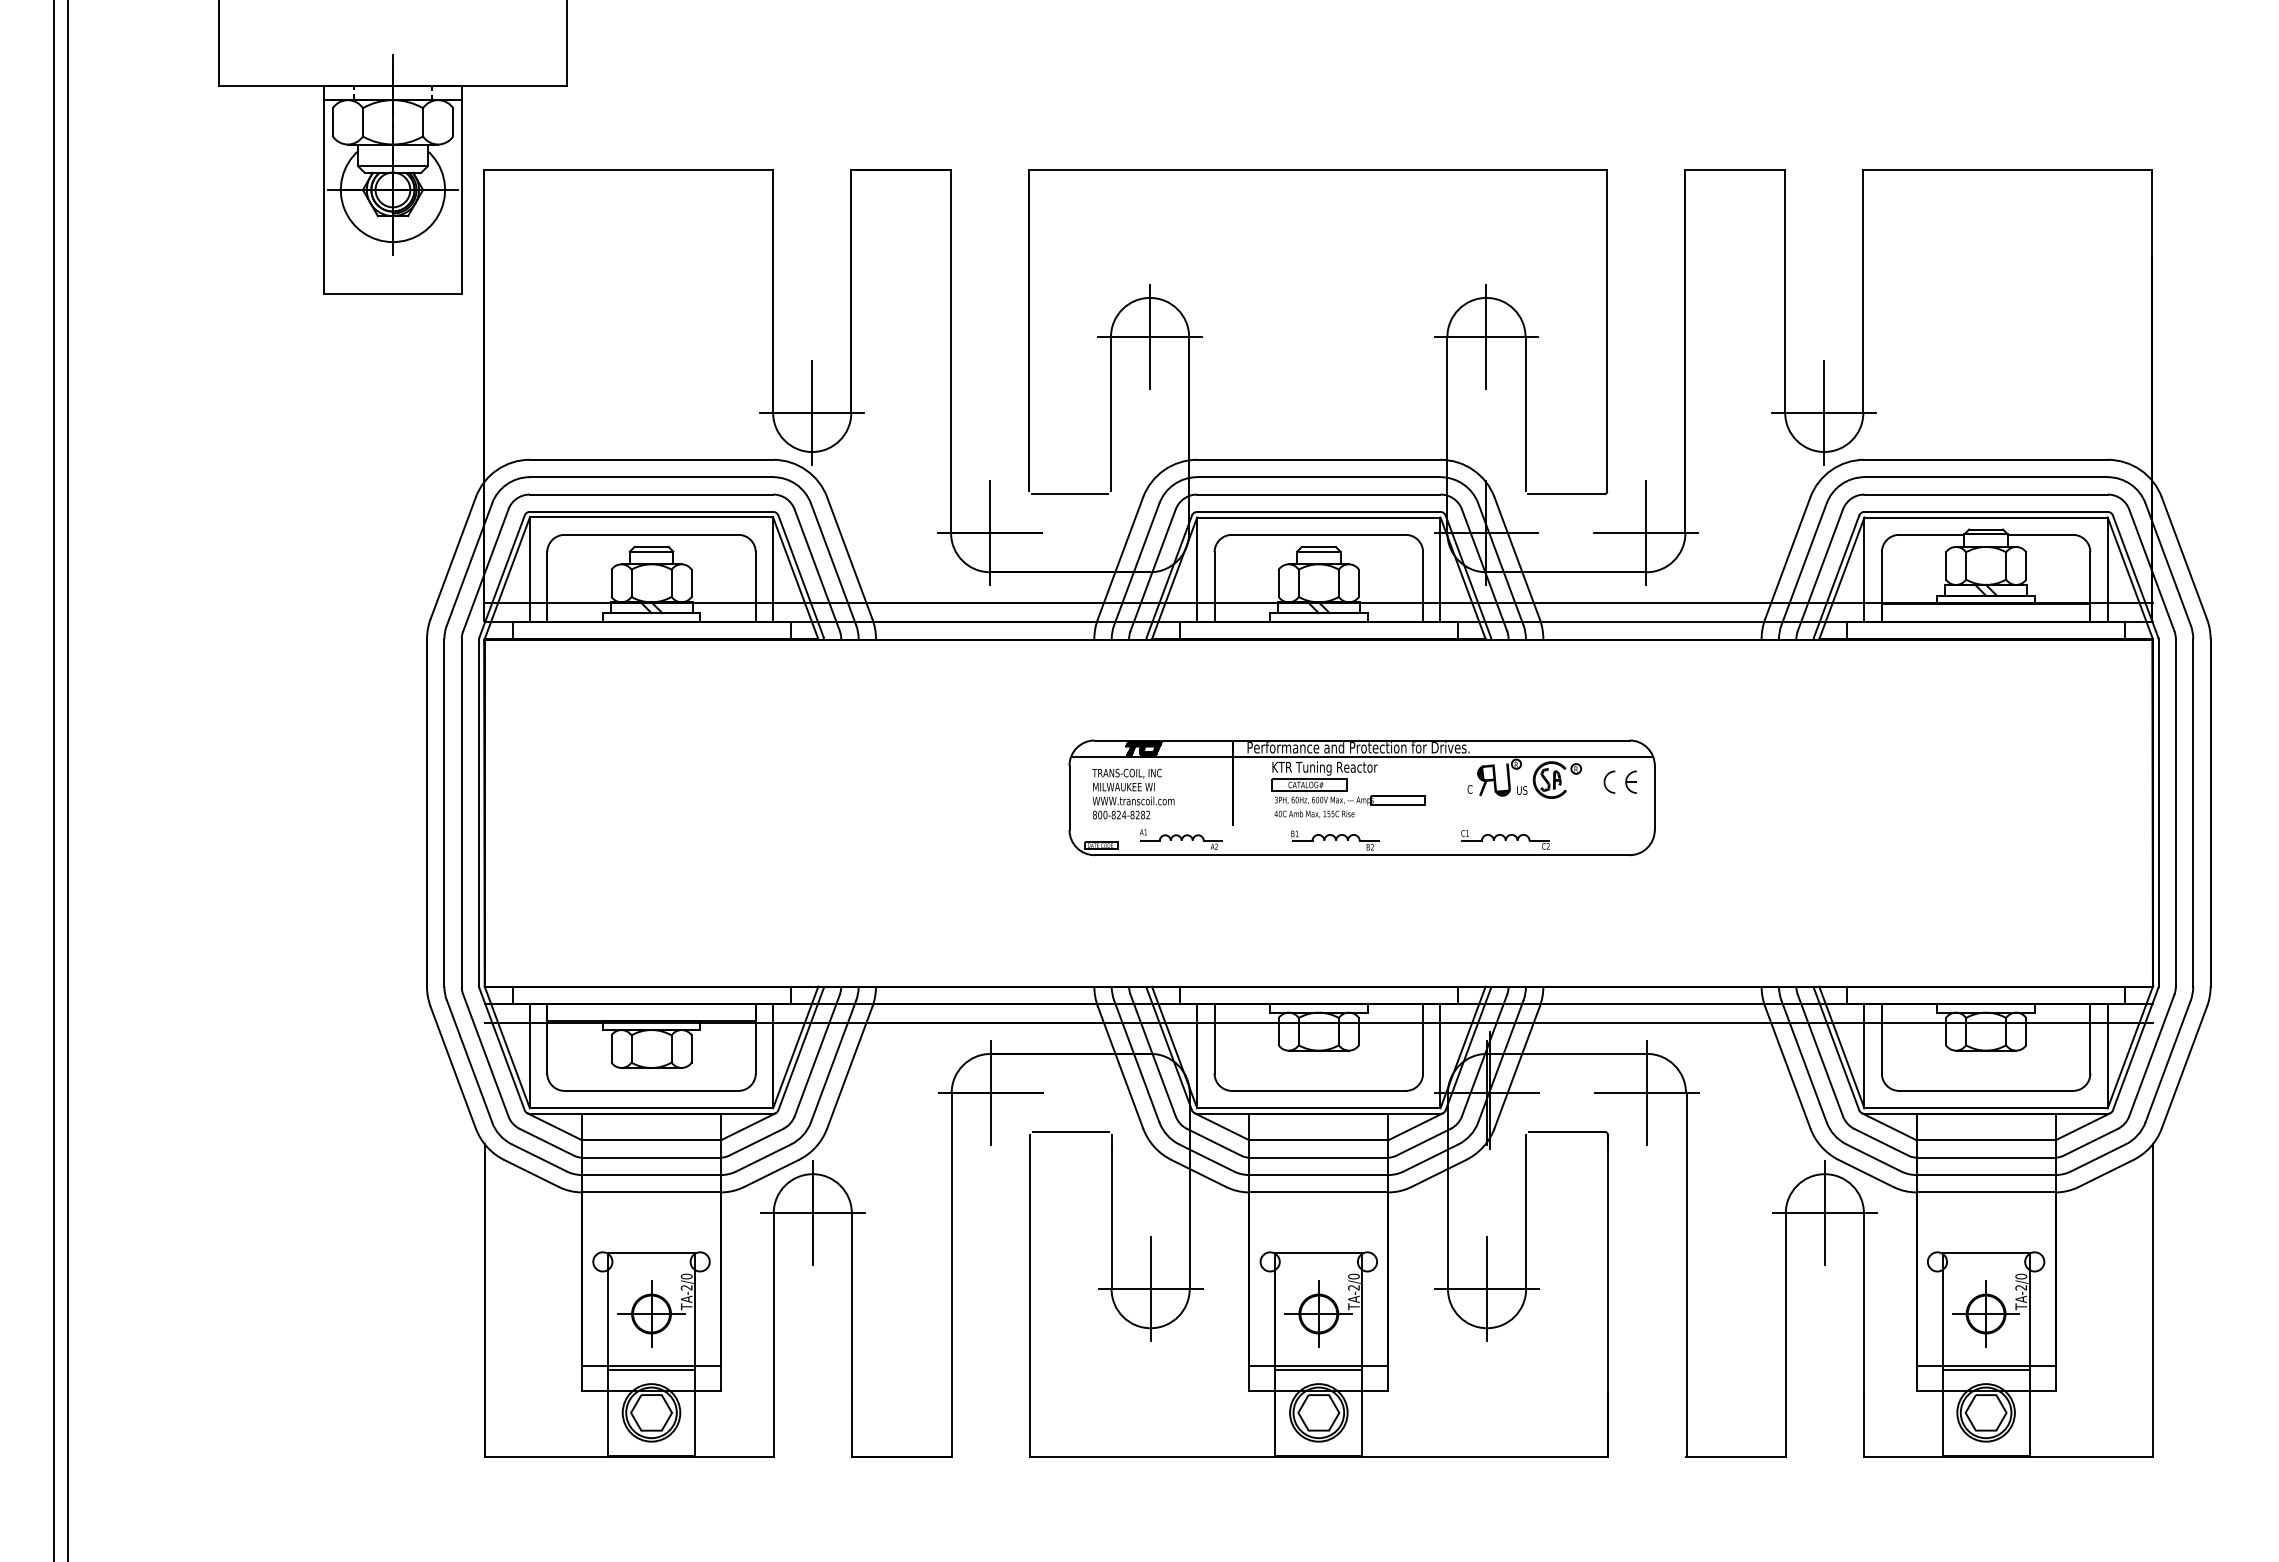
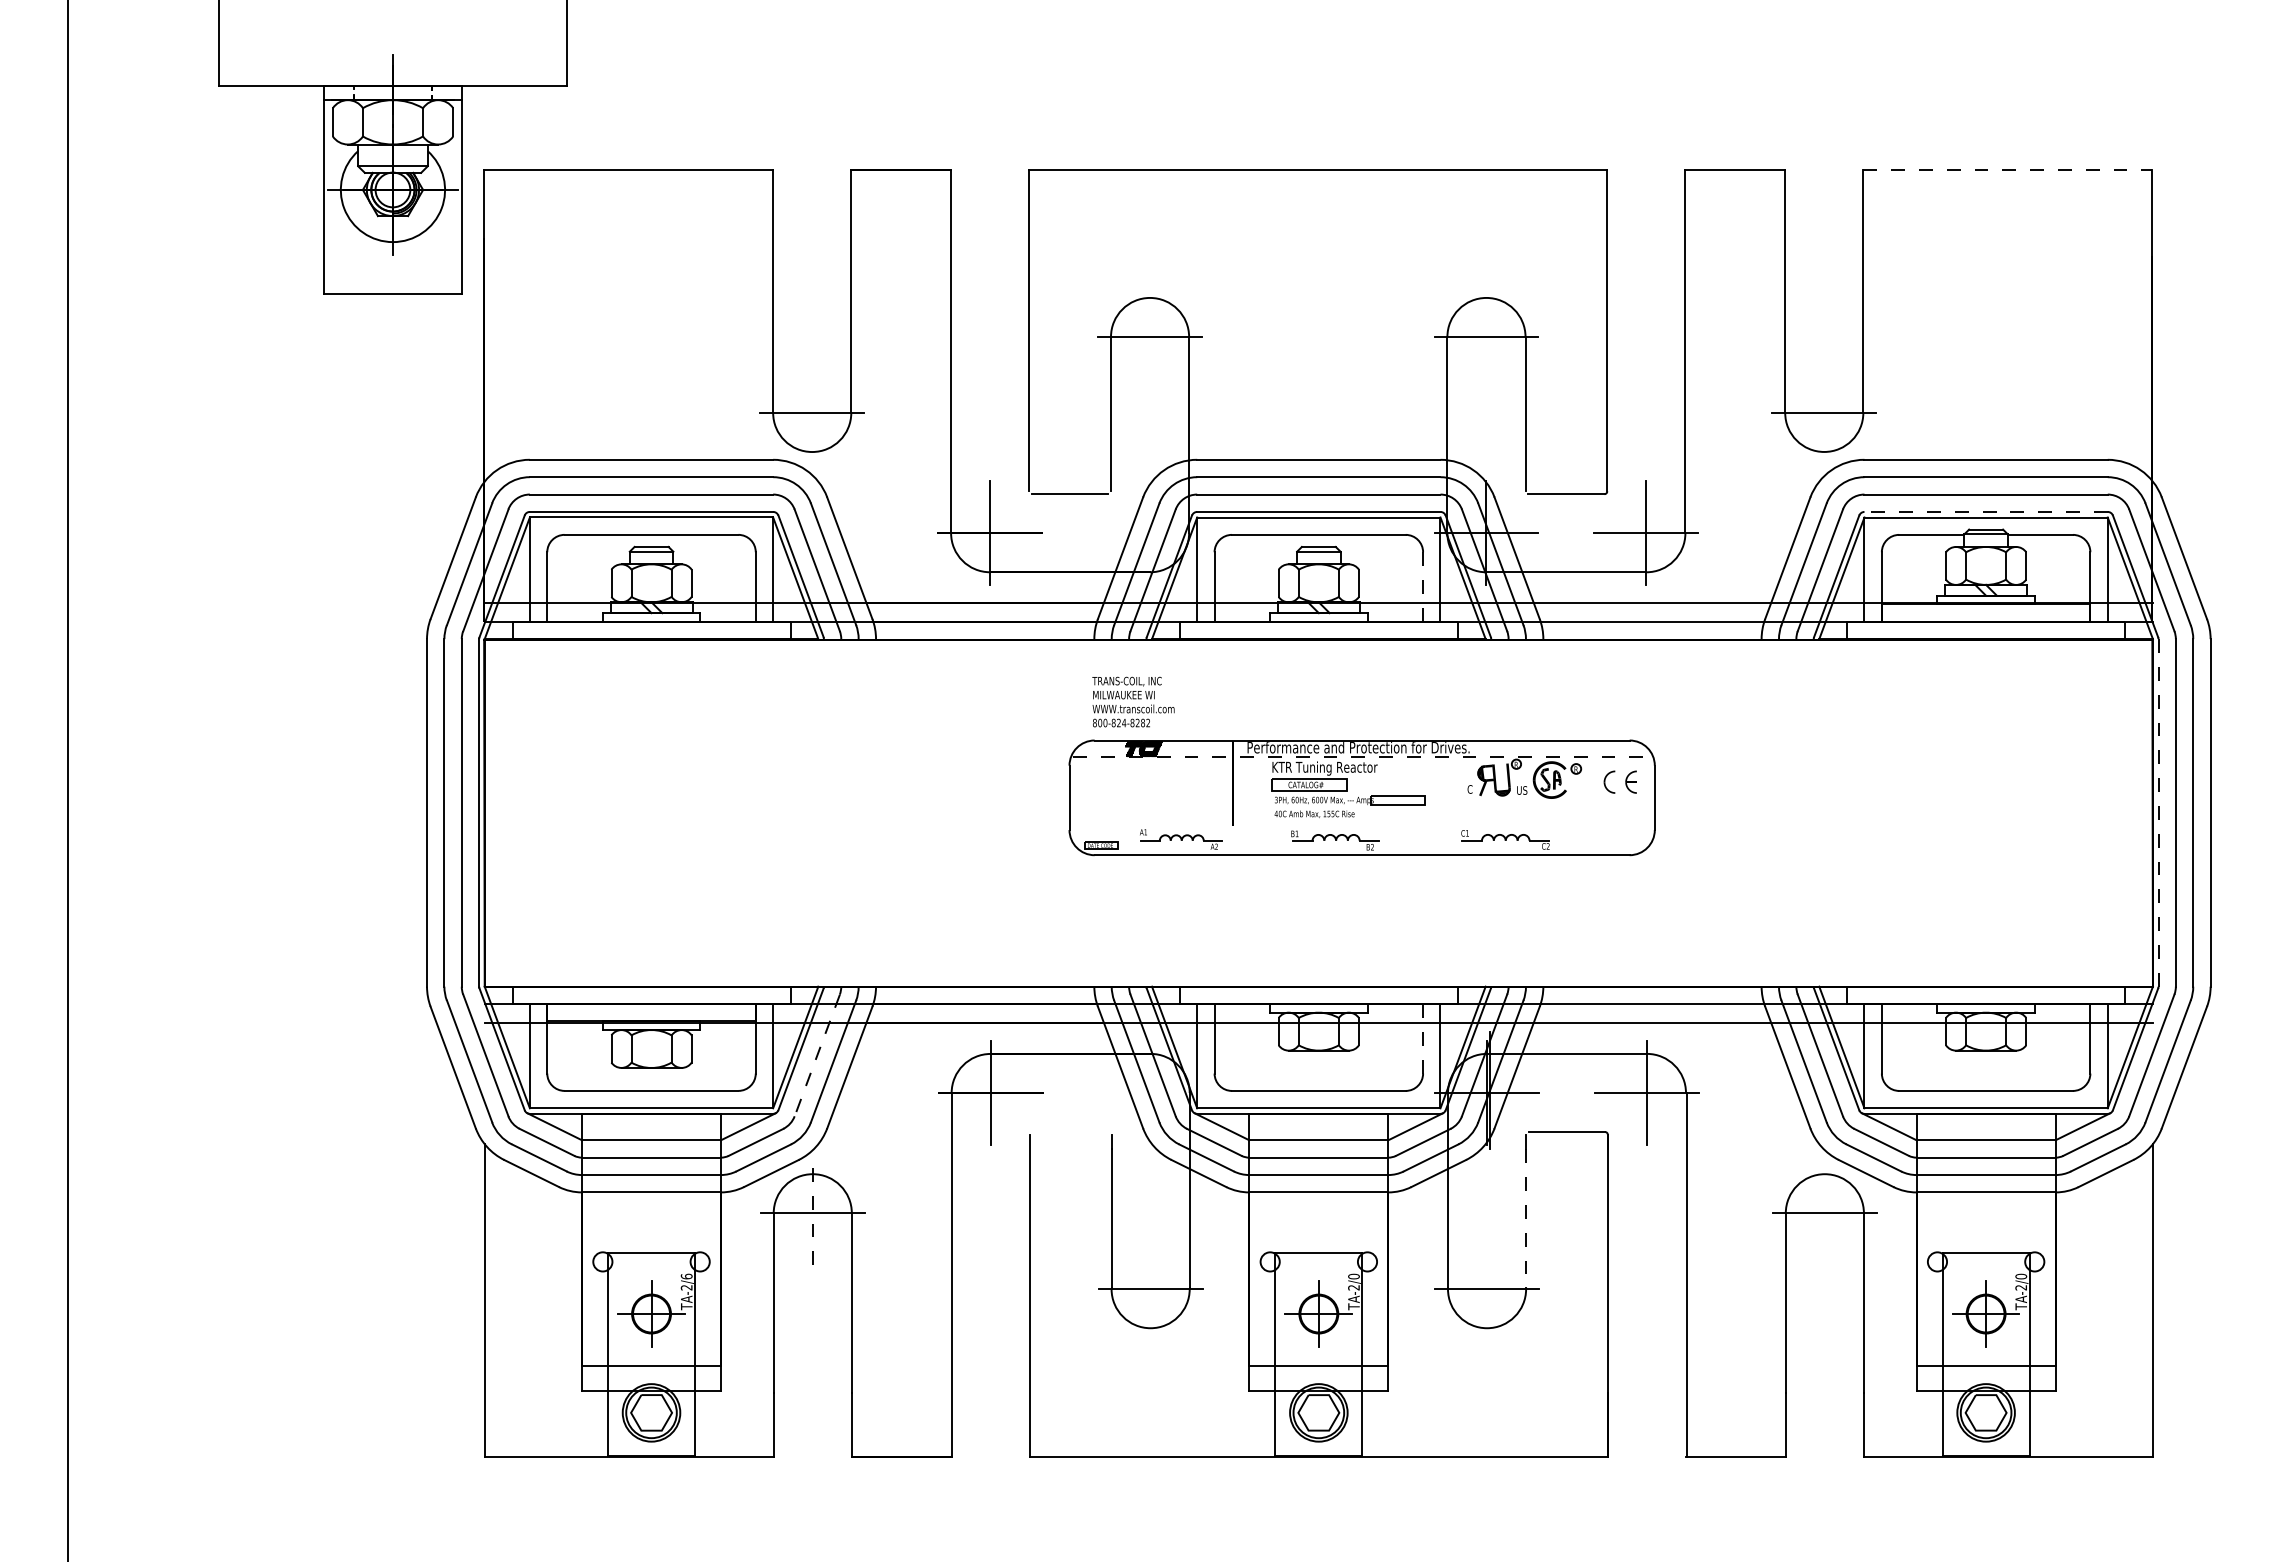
line: solid -> dashed (2007, 169)
line: present -> none (1150, 336)
line: present -> none (1486, 336)
line: present -> none (812, 412)
line: present -> none (1824, 412)
line: solid -> dashed (1986, 511)
line: solid -> dashed (1423, 587)
line: solid -> dashed (1363, 757)
line: present -> none (53, 780)
text position: (1133, 793) -> (1133, 701) (1133, 701)
line: solid -> dashed (2158, 812)
line: solid -> dashed (1423, 1038)
line: solid -> dashed (817, 1055)
line: present -> none (1070, 1132)
line: solid -> dashed (812, 1213)
line: present -> none (1824, 1213)
line: solid -> dashed (1526, 1218)
text: TA-2/0 -> TA-2/6 (686, 1276)
line: present -> none (1150, 1289)
line: present -> none (1487, 1289)
line: present -> none (651, 1369)
line: present -> none (1318, 1369)
line: present -> none (1985, 1369)
